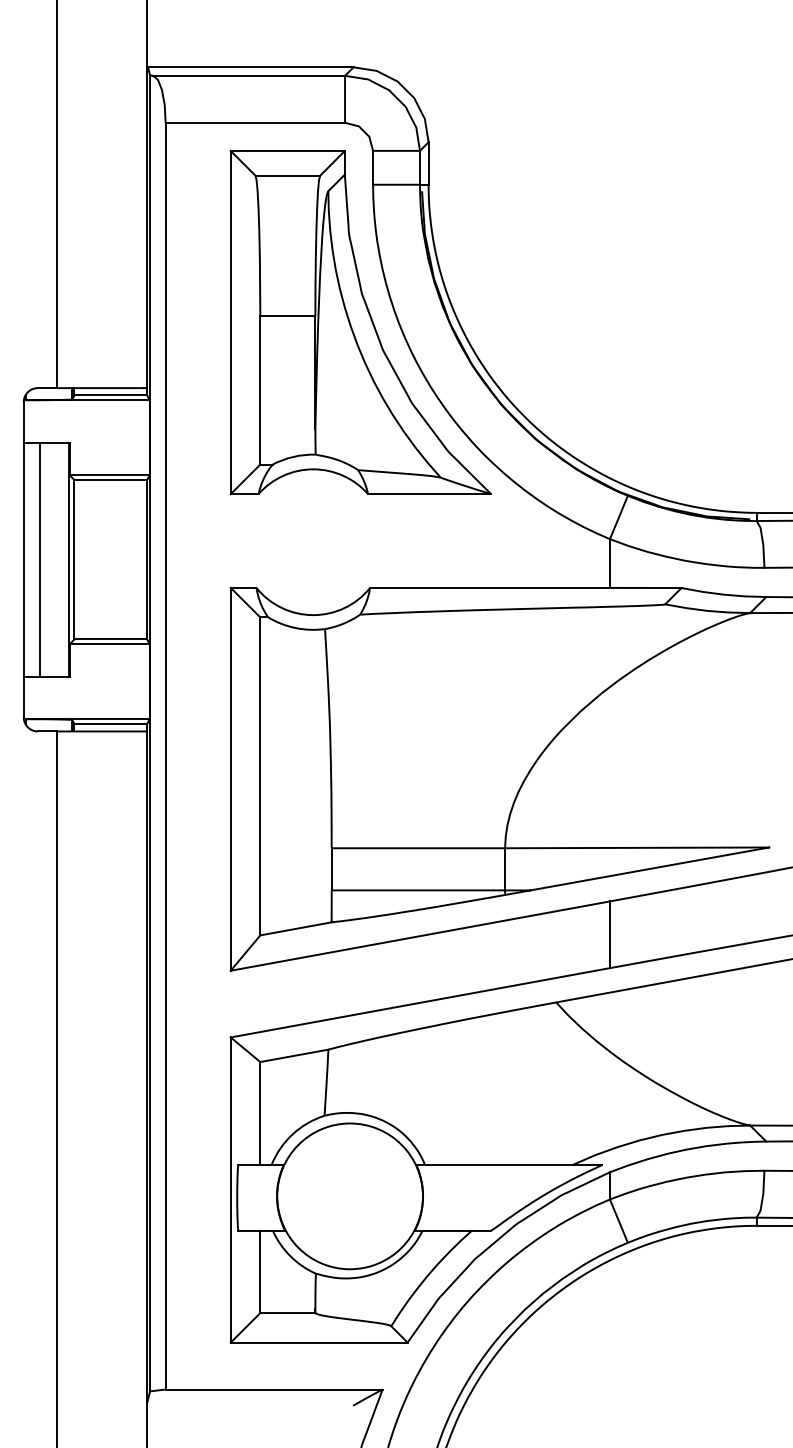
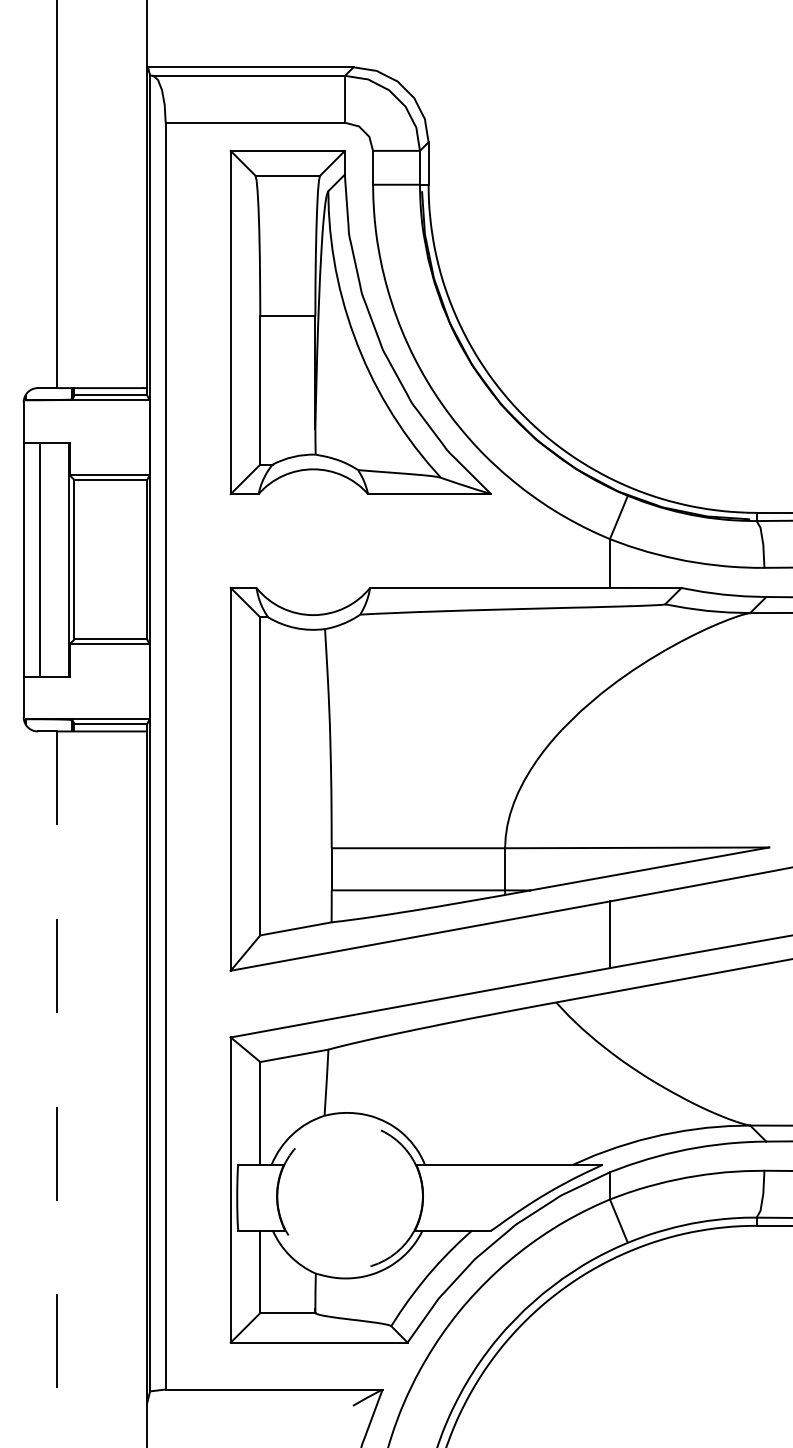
line: solid -> dashed (57, 1089)
circle: solid -> dashed (349, 1196)
